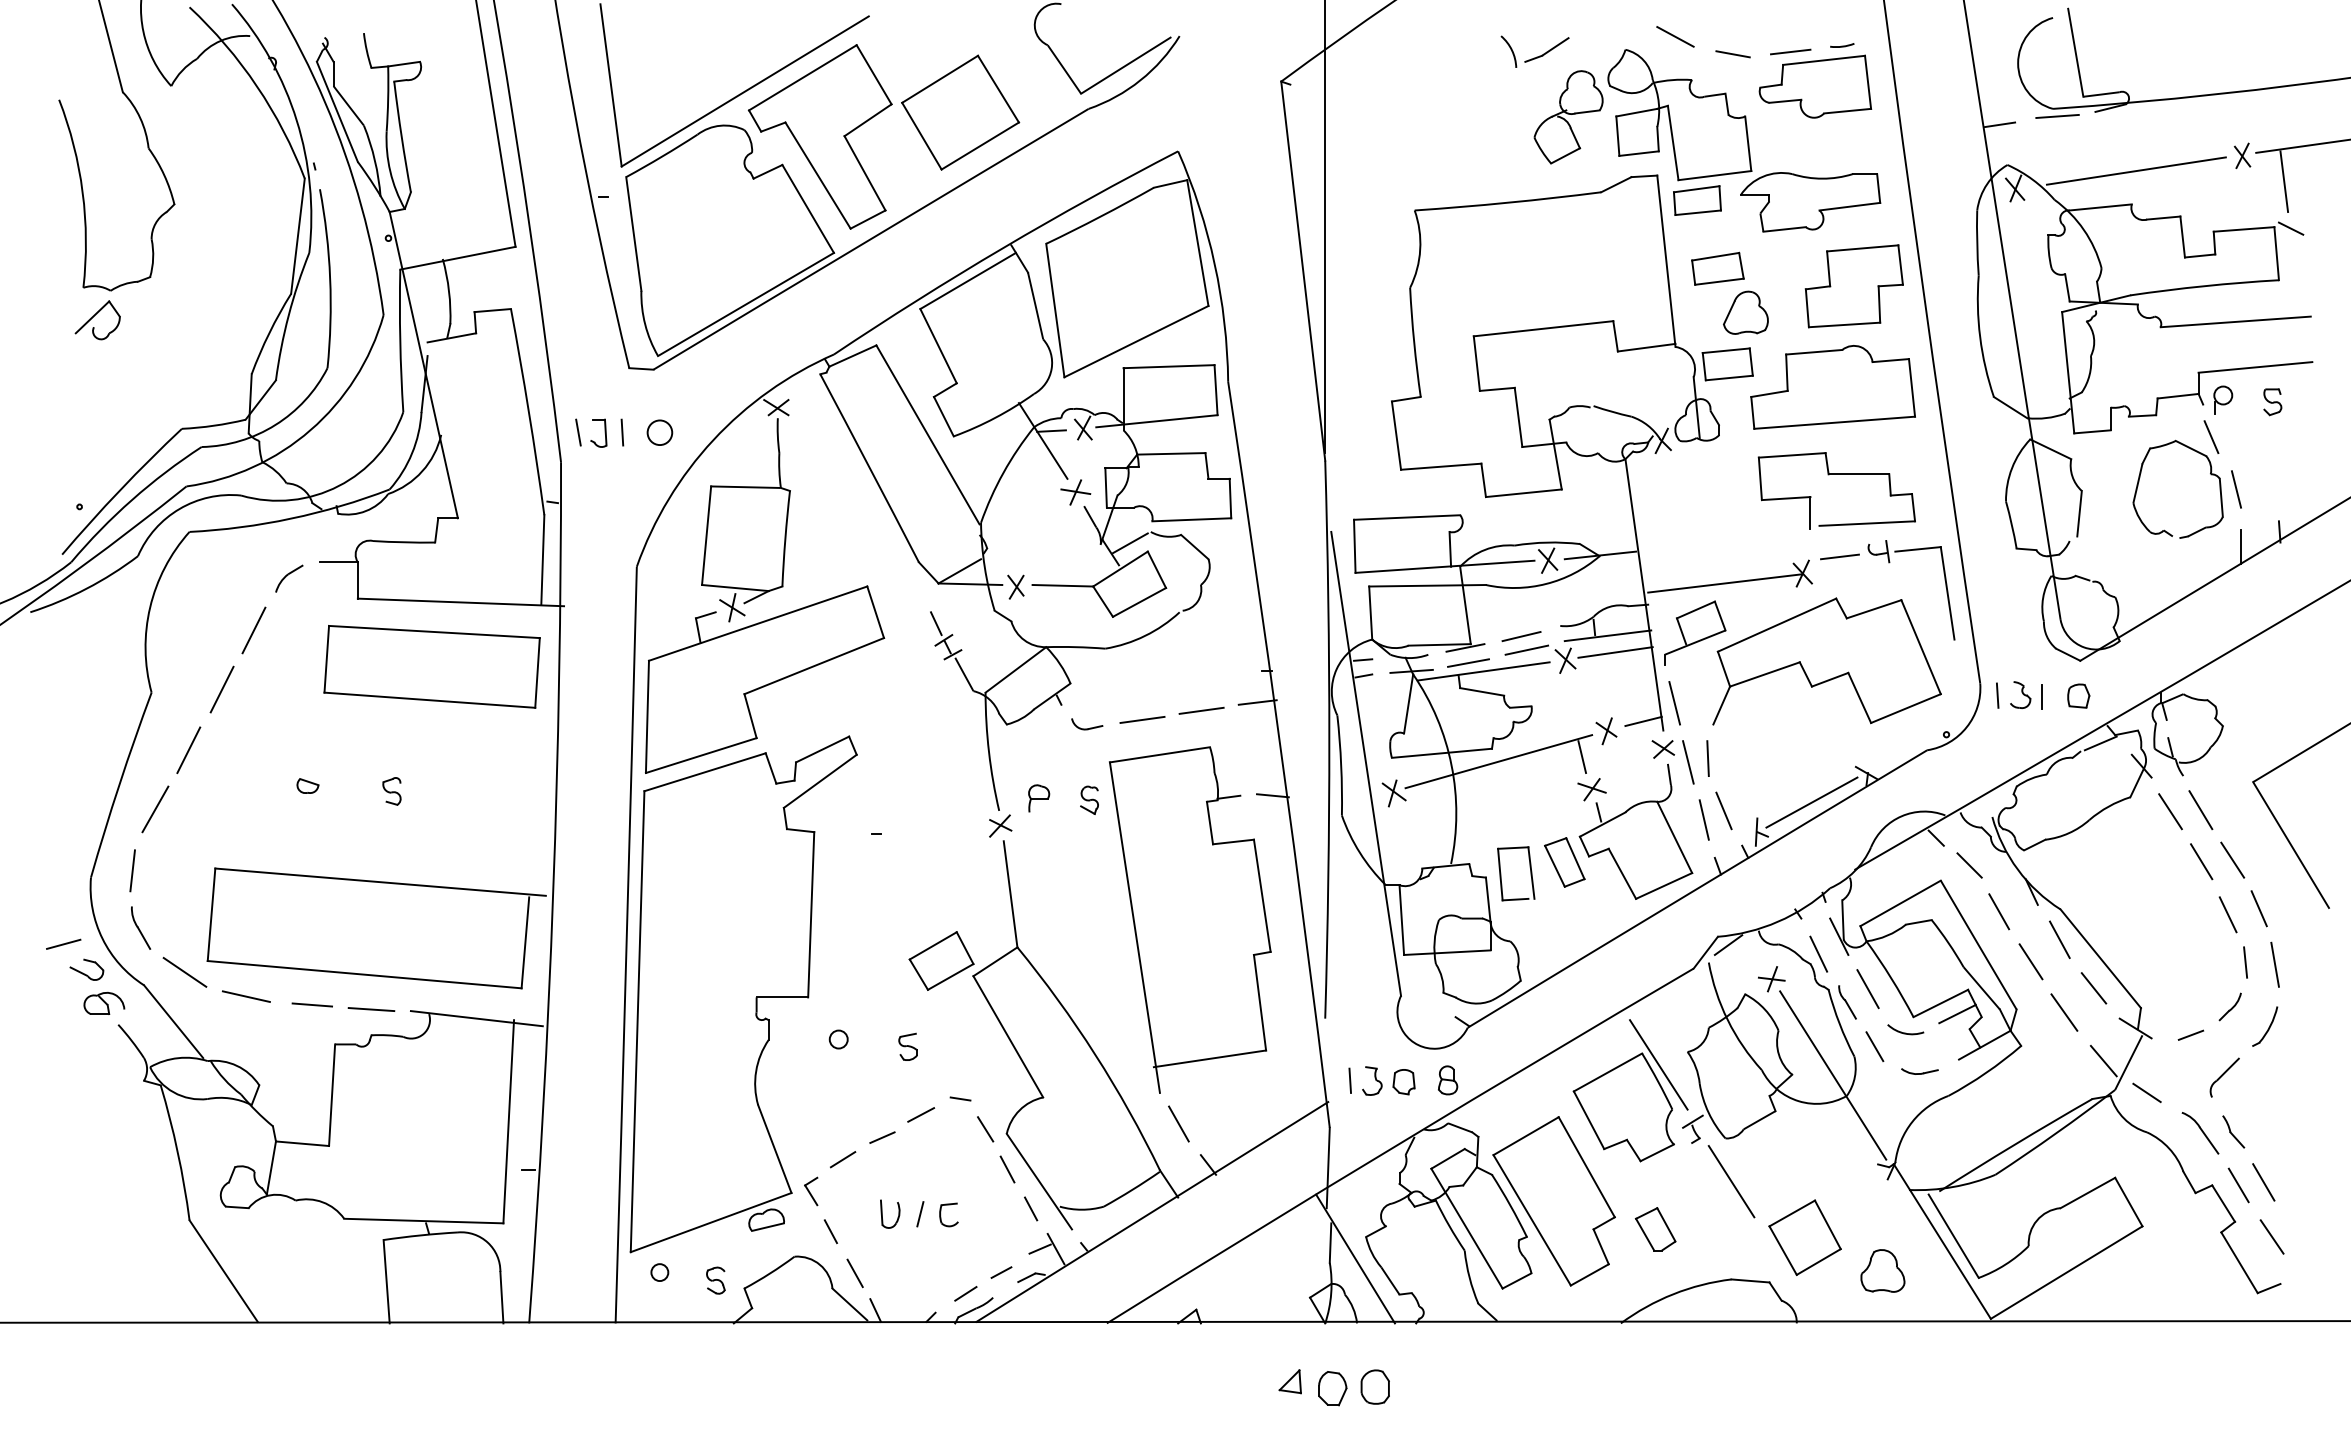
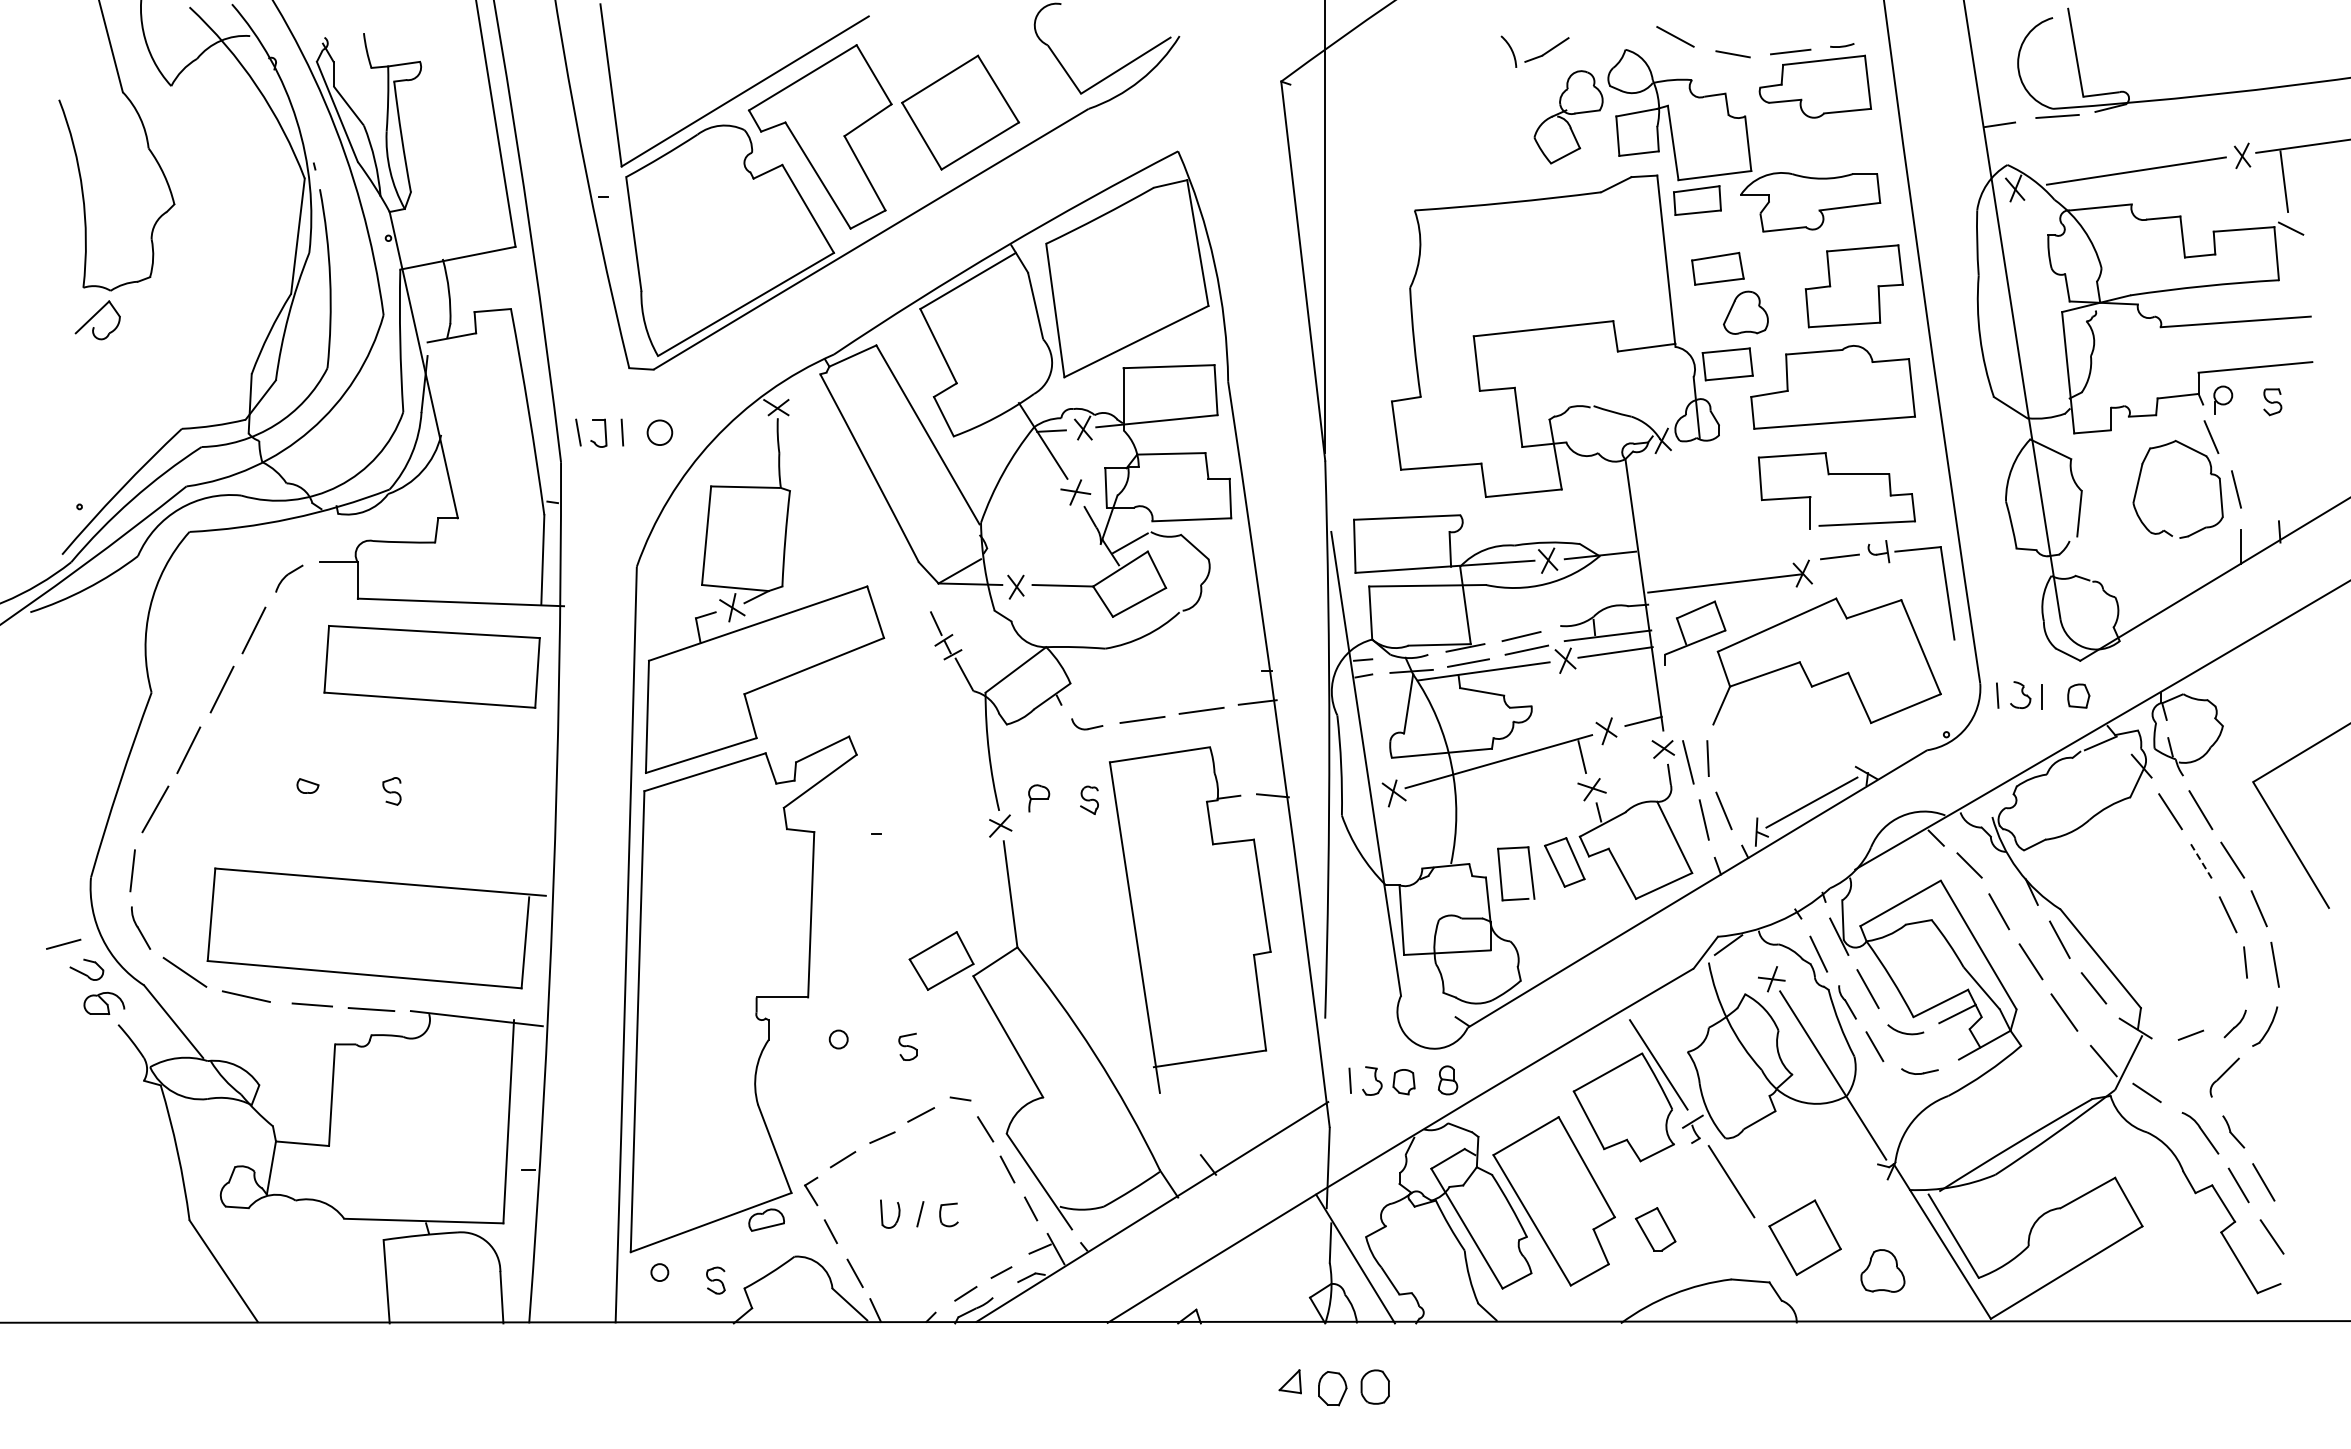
line: present -> none (1674, 703)
line: solid -> dashed (2201, 862)
part position: (2229, 1006) -> (2234, 1023) (2234, 1023)
line: present -> none (1178, 1123)
